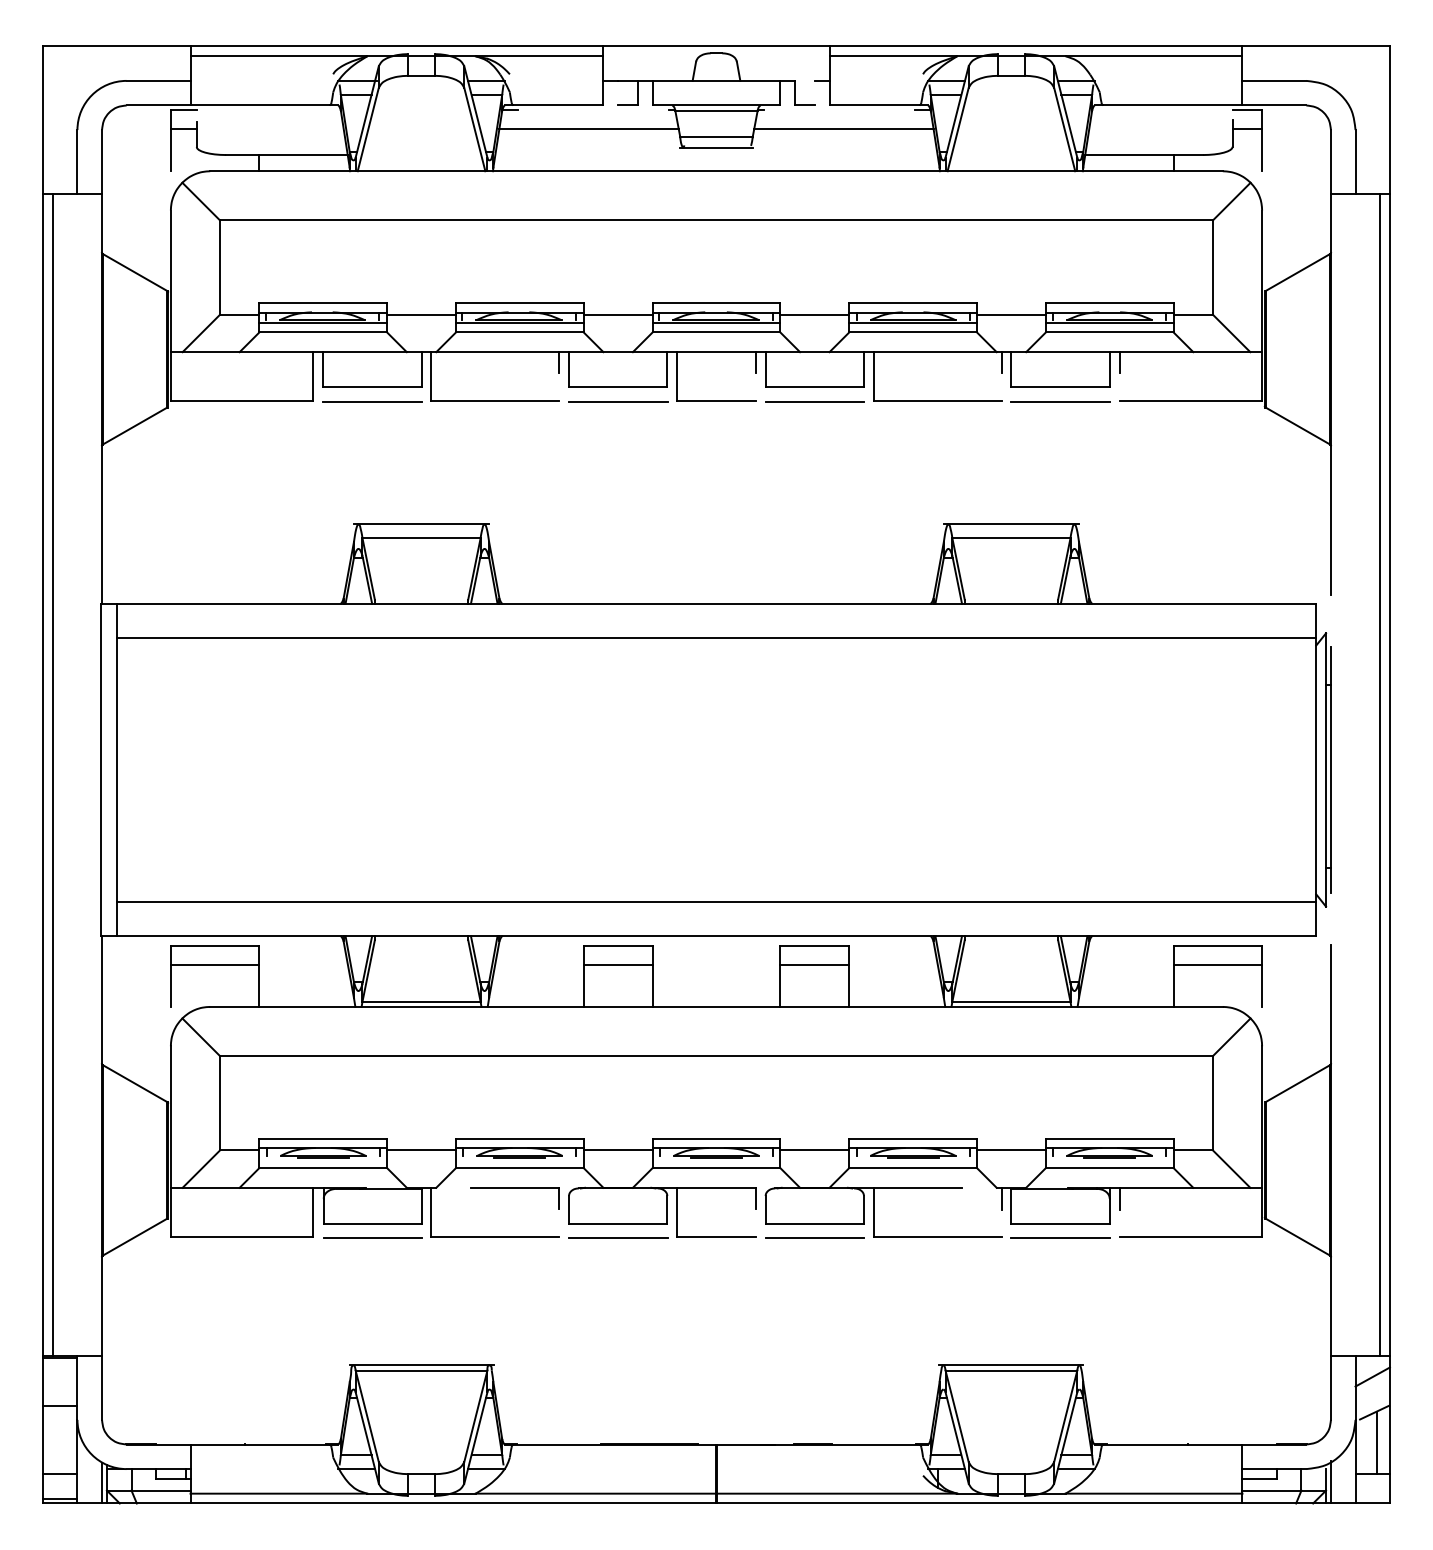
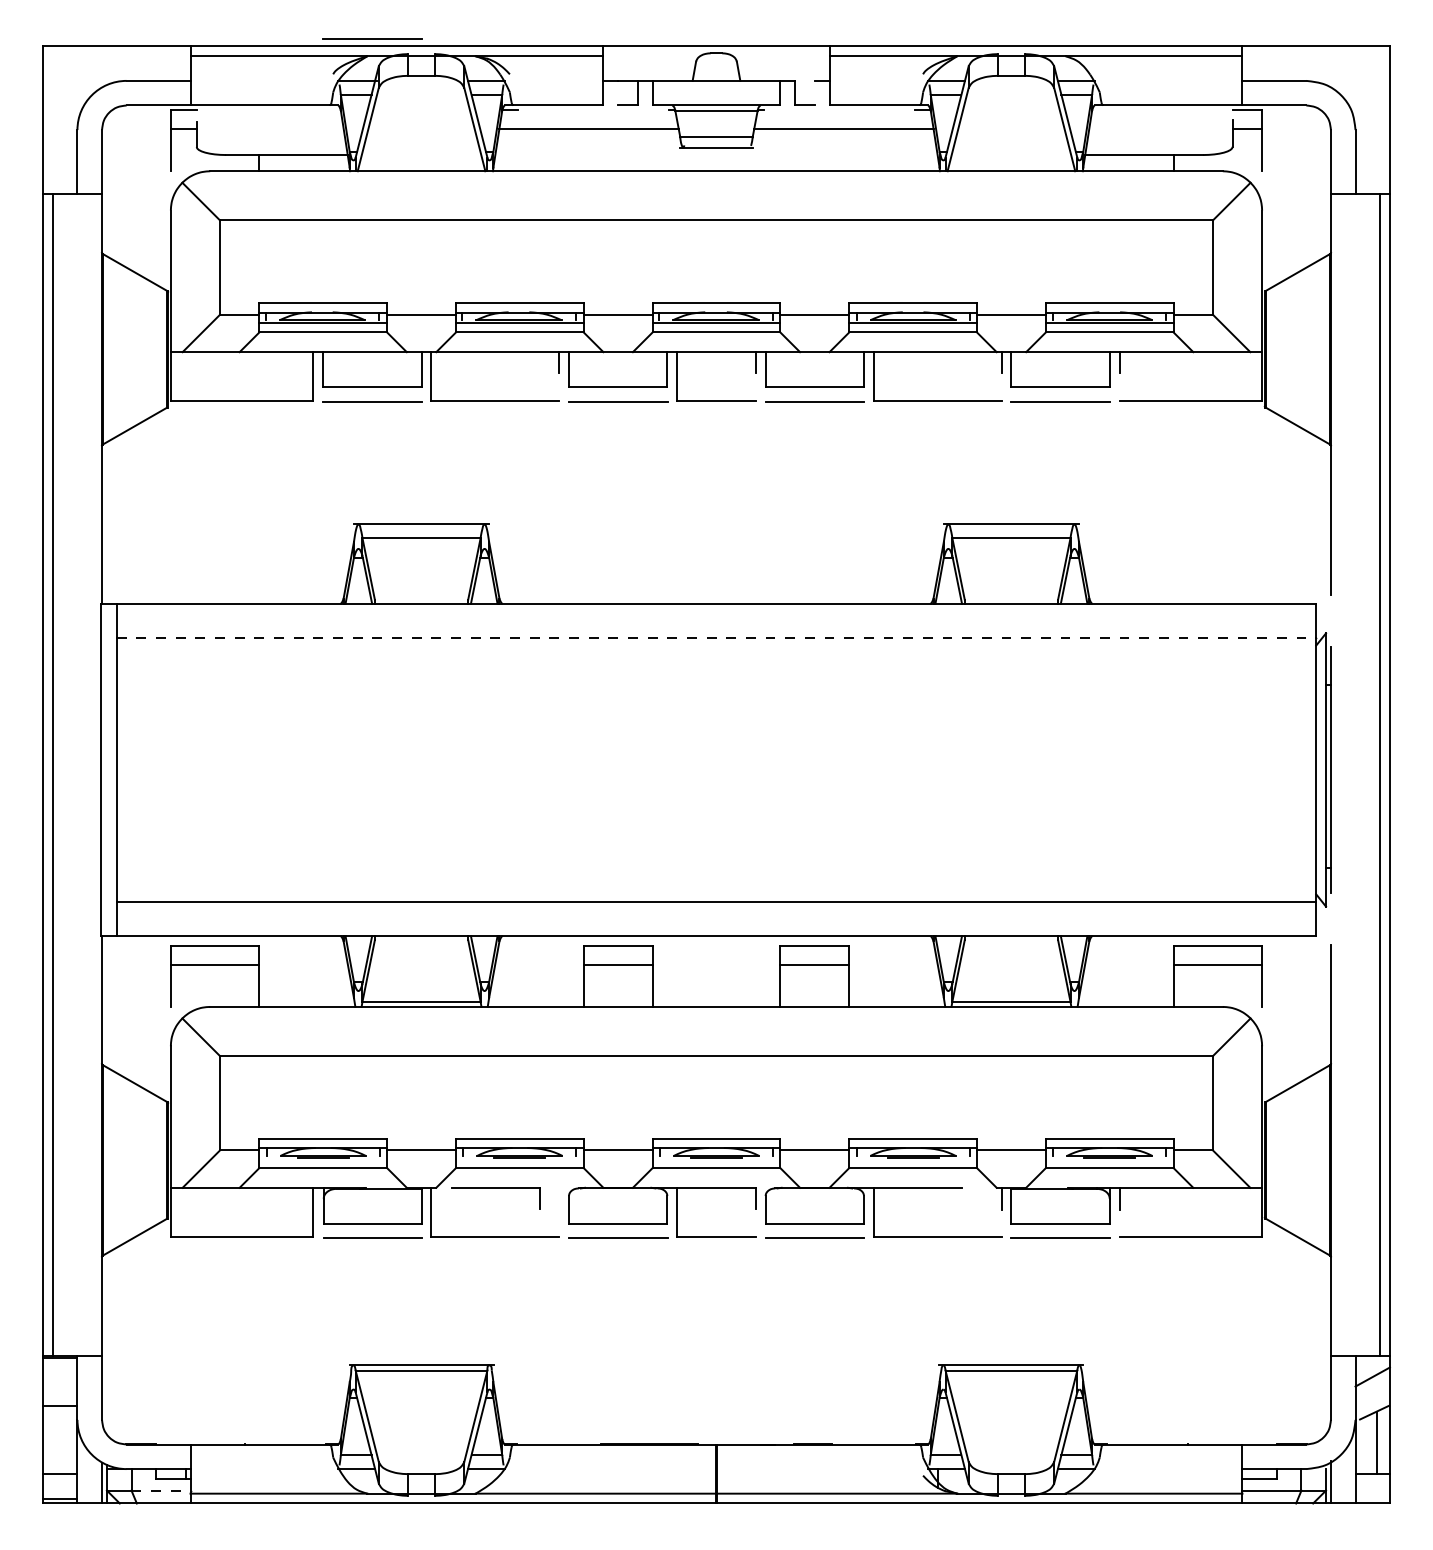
line: none -> present (372, 38)
line: solid -> dashed (716, 638)
part position: (514, 1188) -> (495, 1188) (495, 1188)
line: solid -> dashed (161, 1490)
